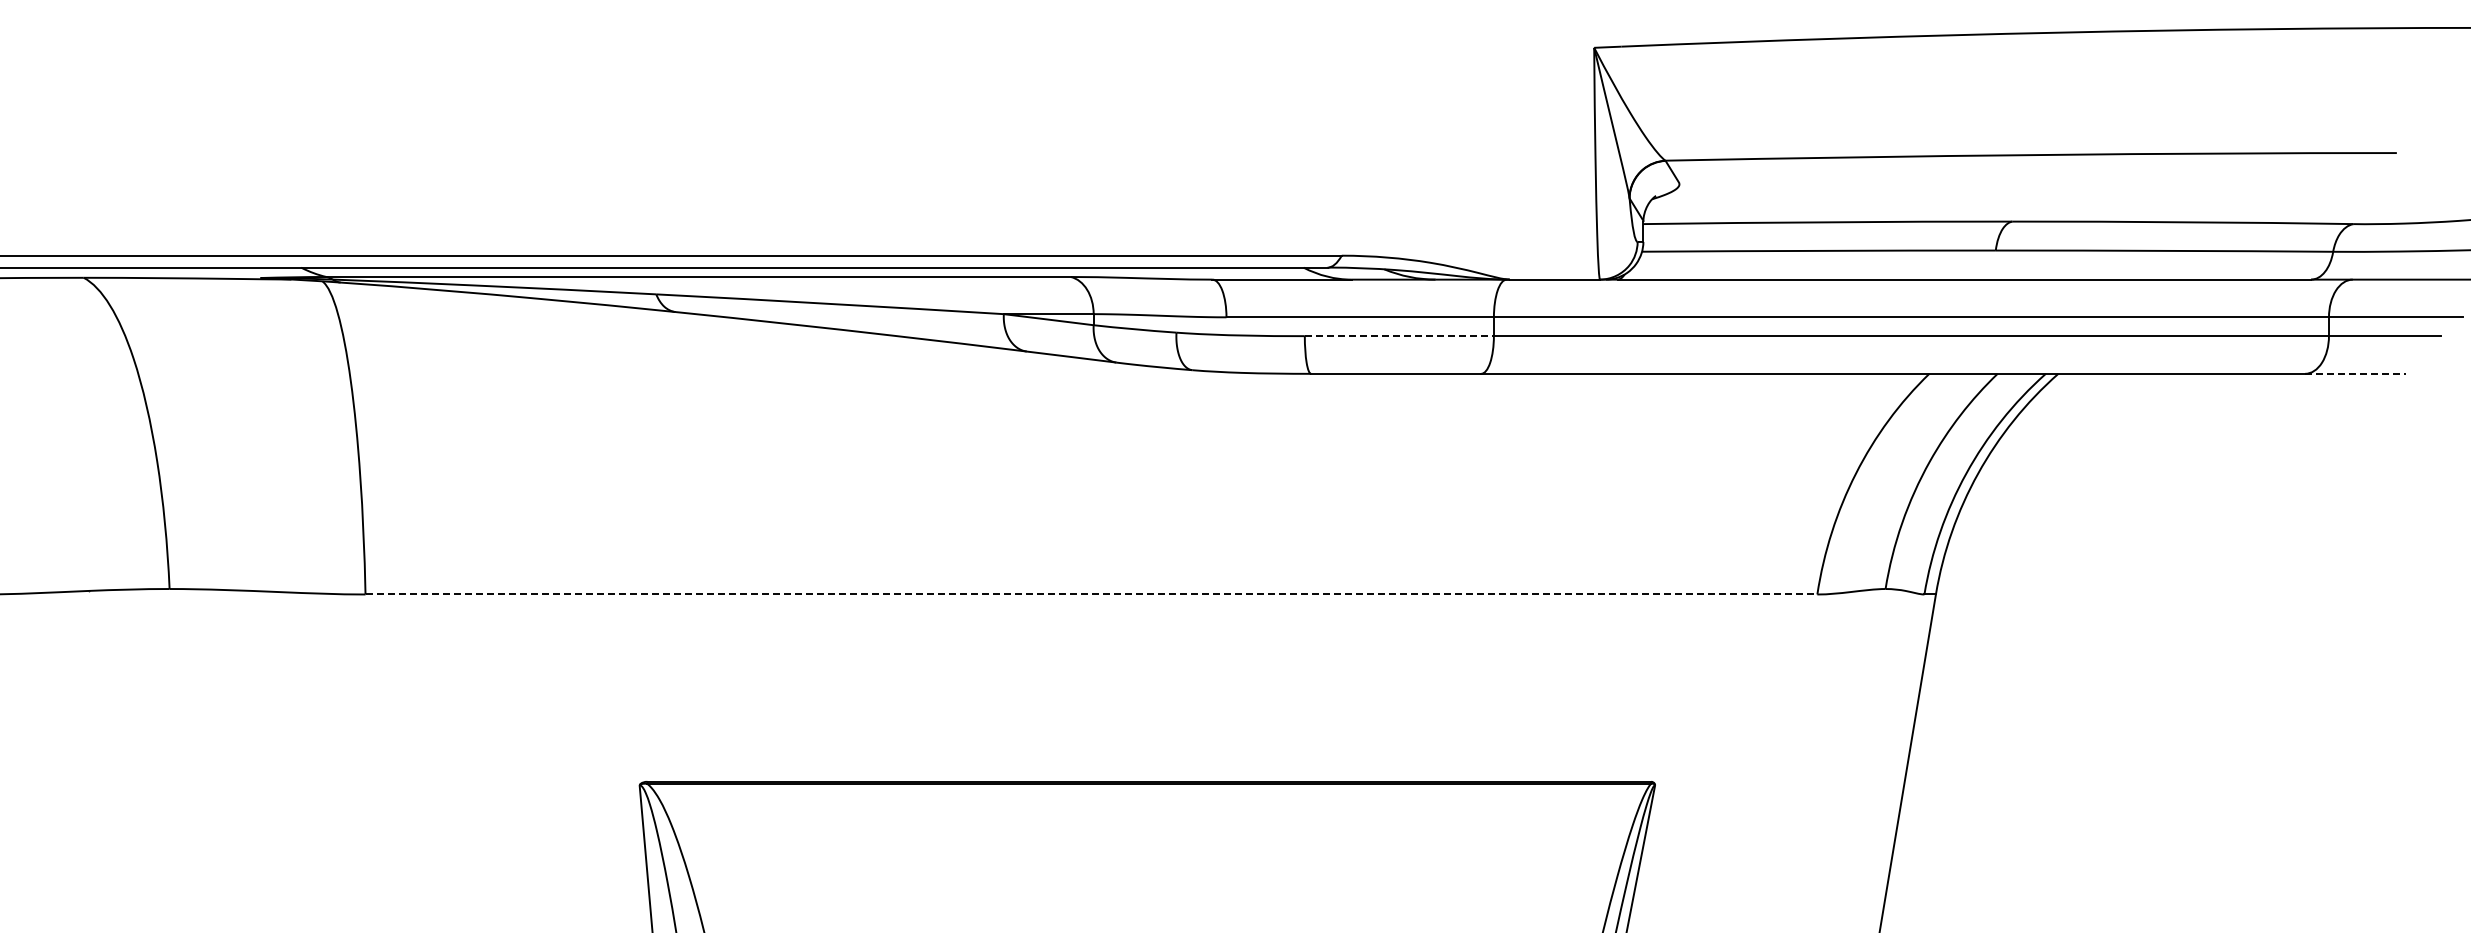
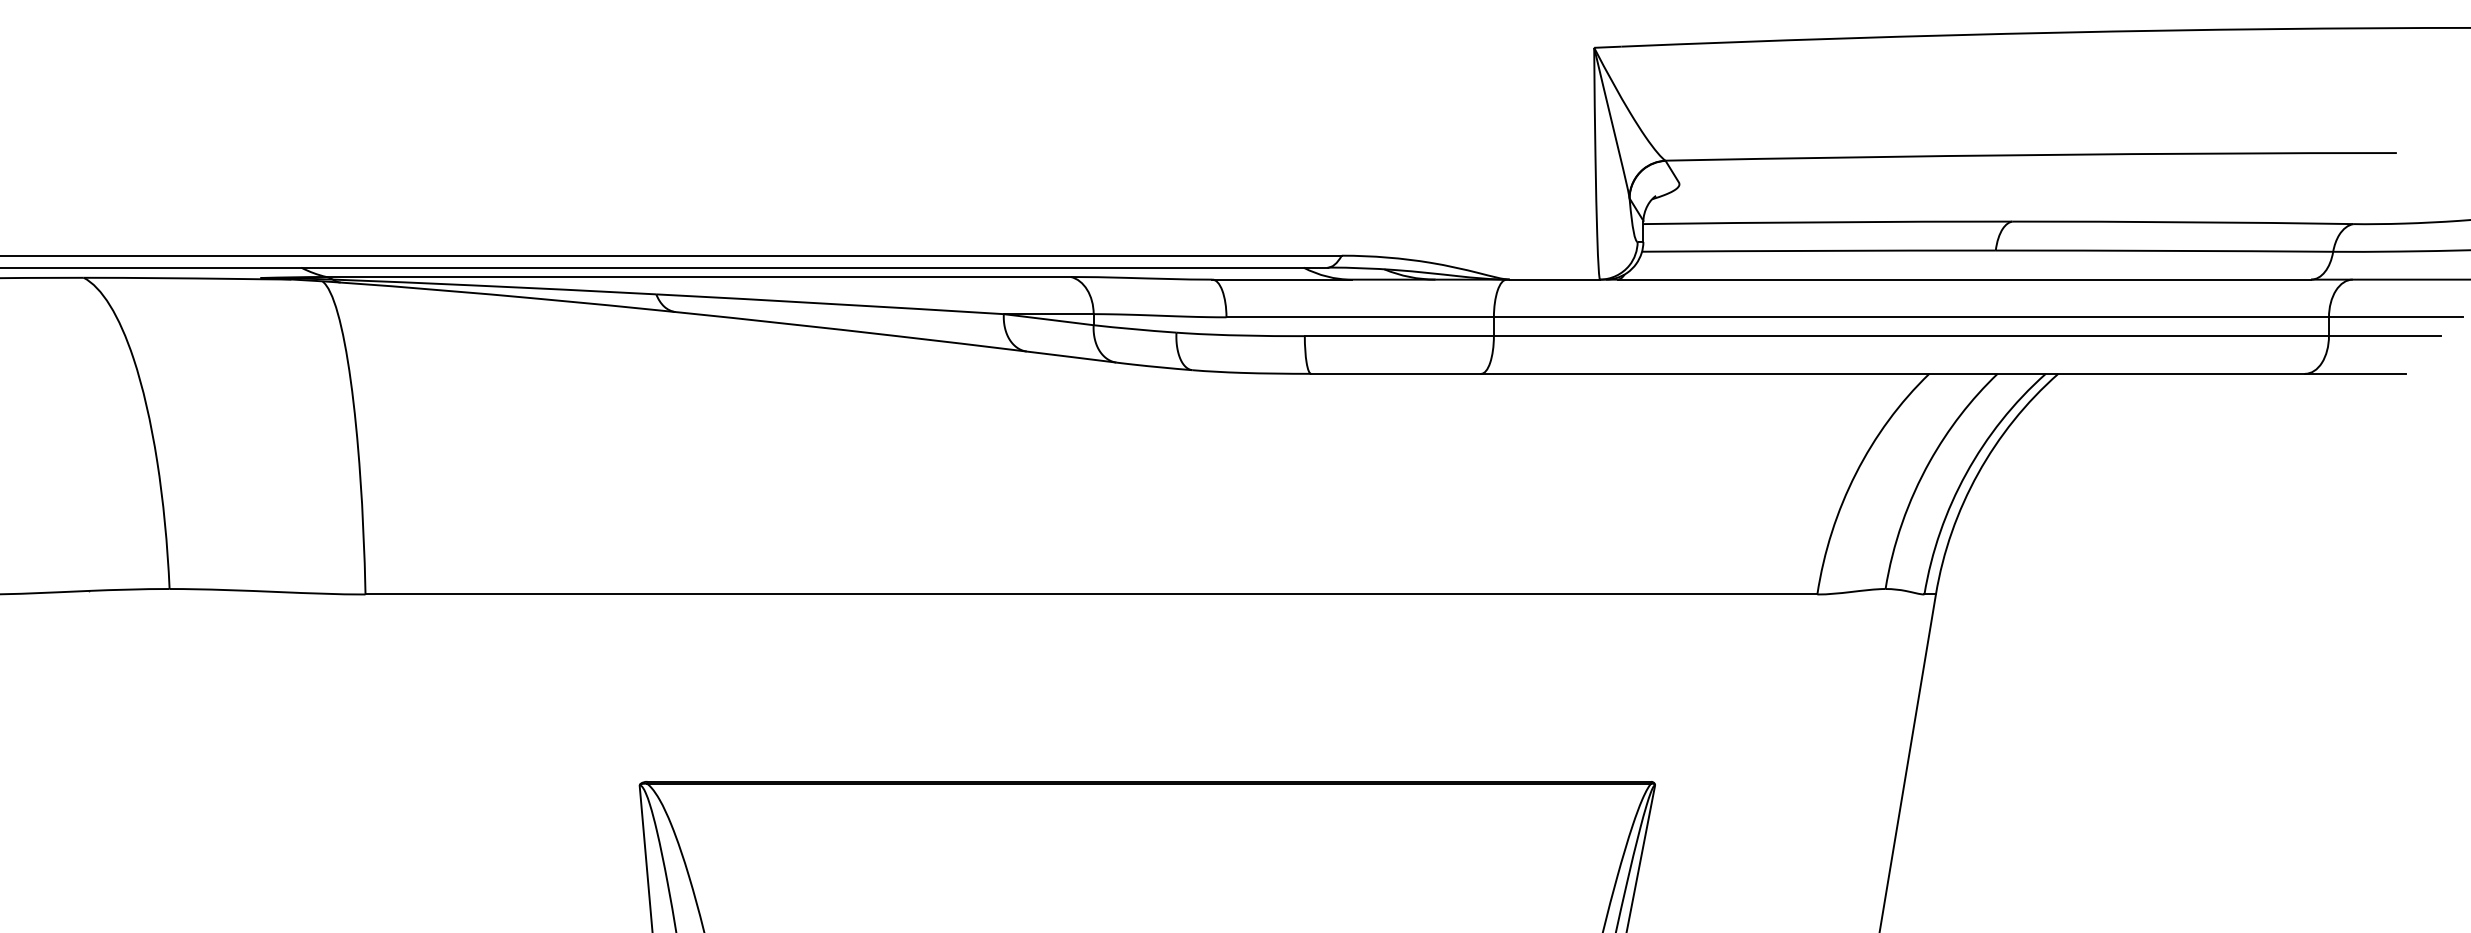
line: dashed -> solid (1399, 336)
line: dashed -> solid (2355, 373)
line: dashed -> solid (1091, 594)
